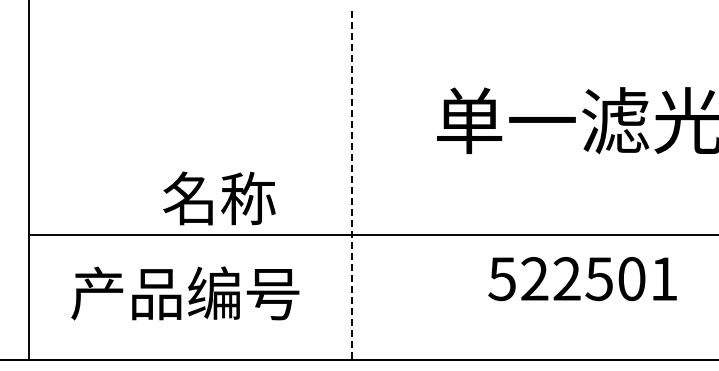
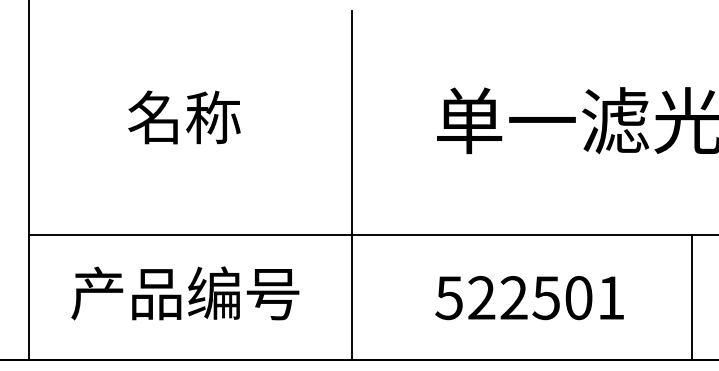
line: dashed -> solid (351, 185)
text position: (219, 198) -> (184, 117) (184, 117)
text position: (582, 279) -> (529, 298) (529, 298)
line: none -> present (692, 297)
